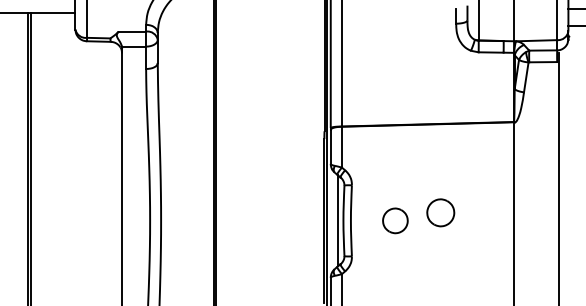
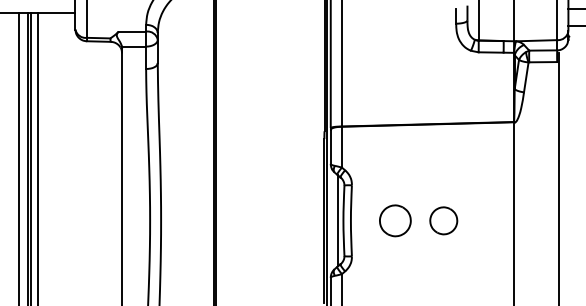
line: none -> present (19, 157)
line: none -> present (38, 157)
part position: (440, 212) -> (443, 220) (443, 220)
part size: 27x28 px -> 33x34 px (395, 220)
